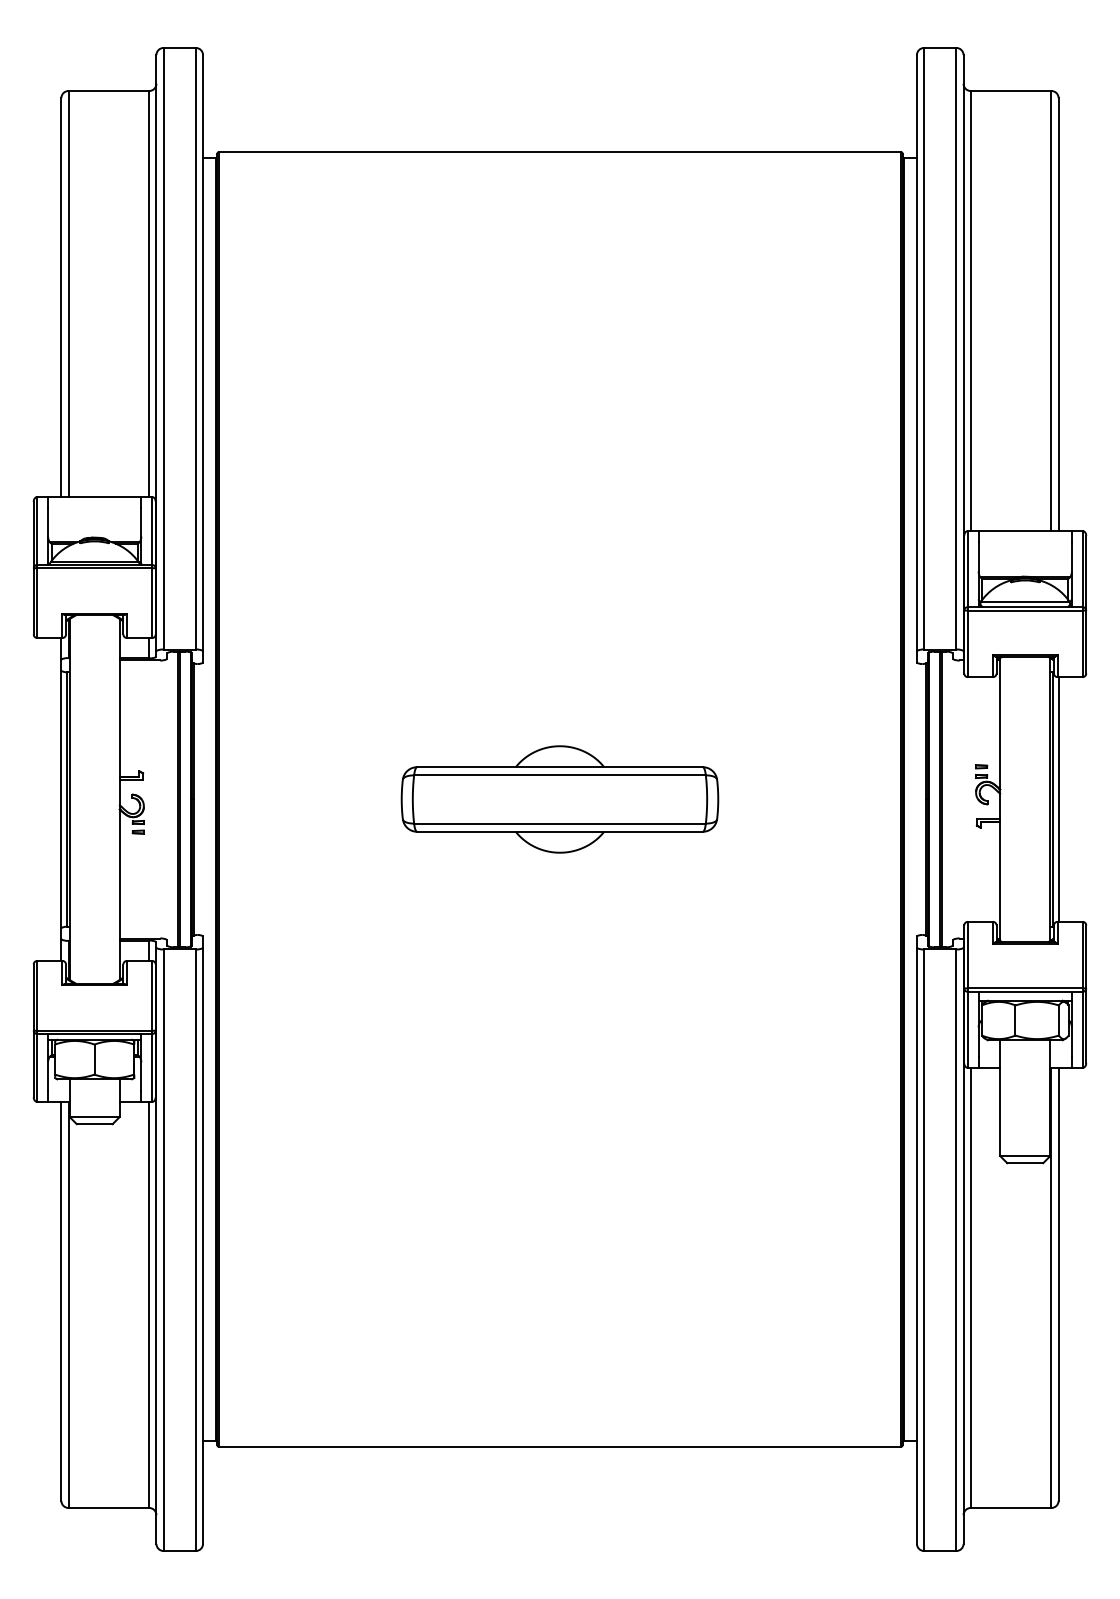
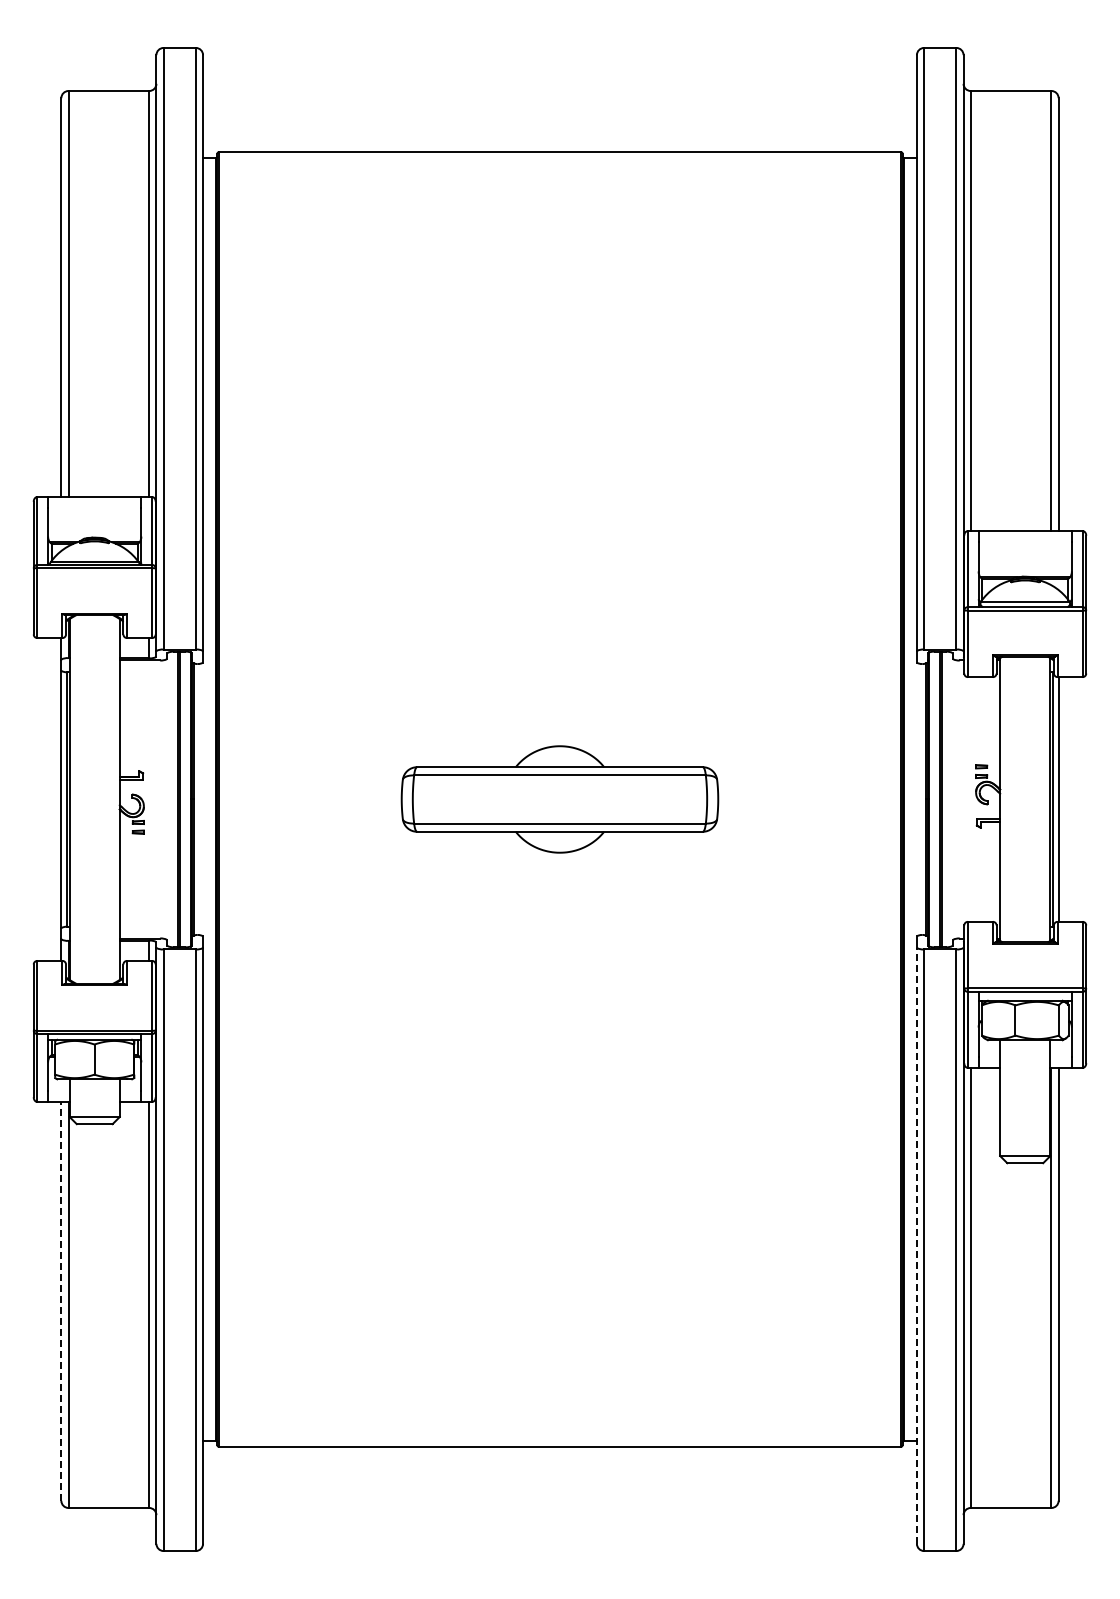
line: solid -> dashed (916, 1245)
line: solid -> dashed (61, 1300)
